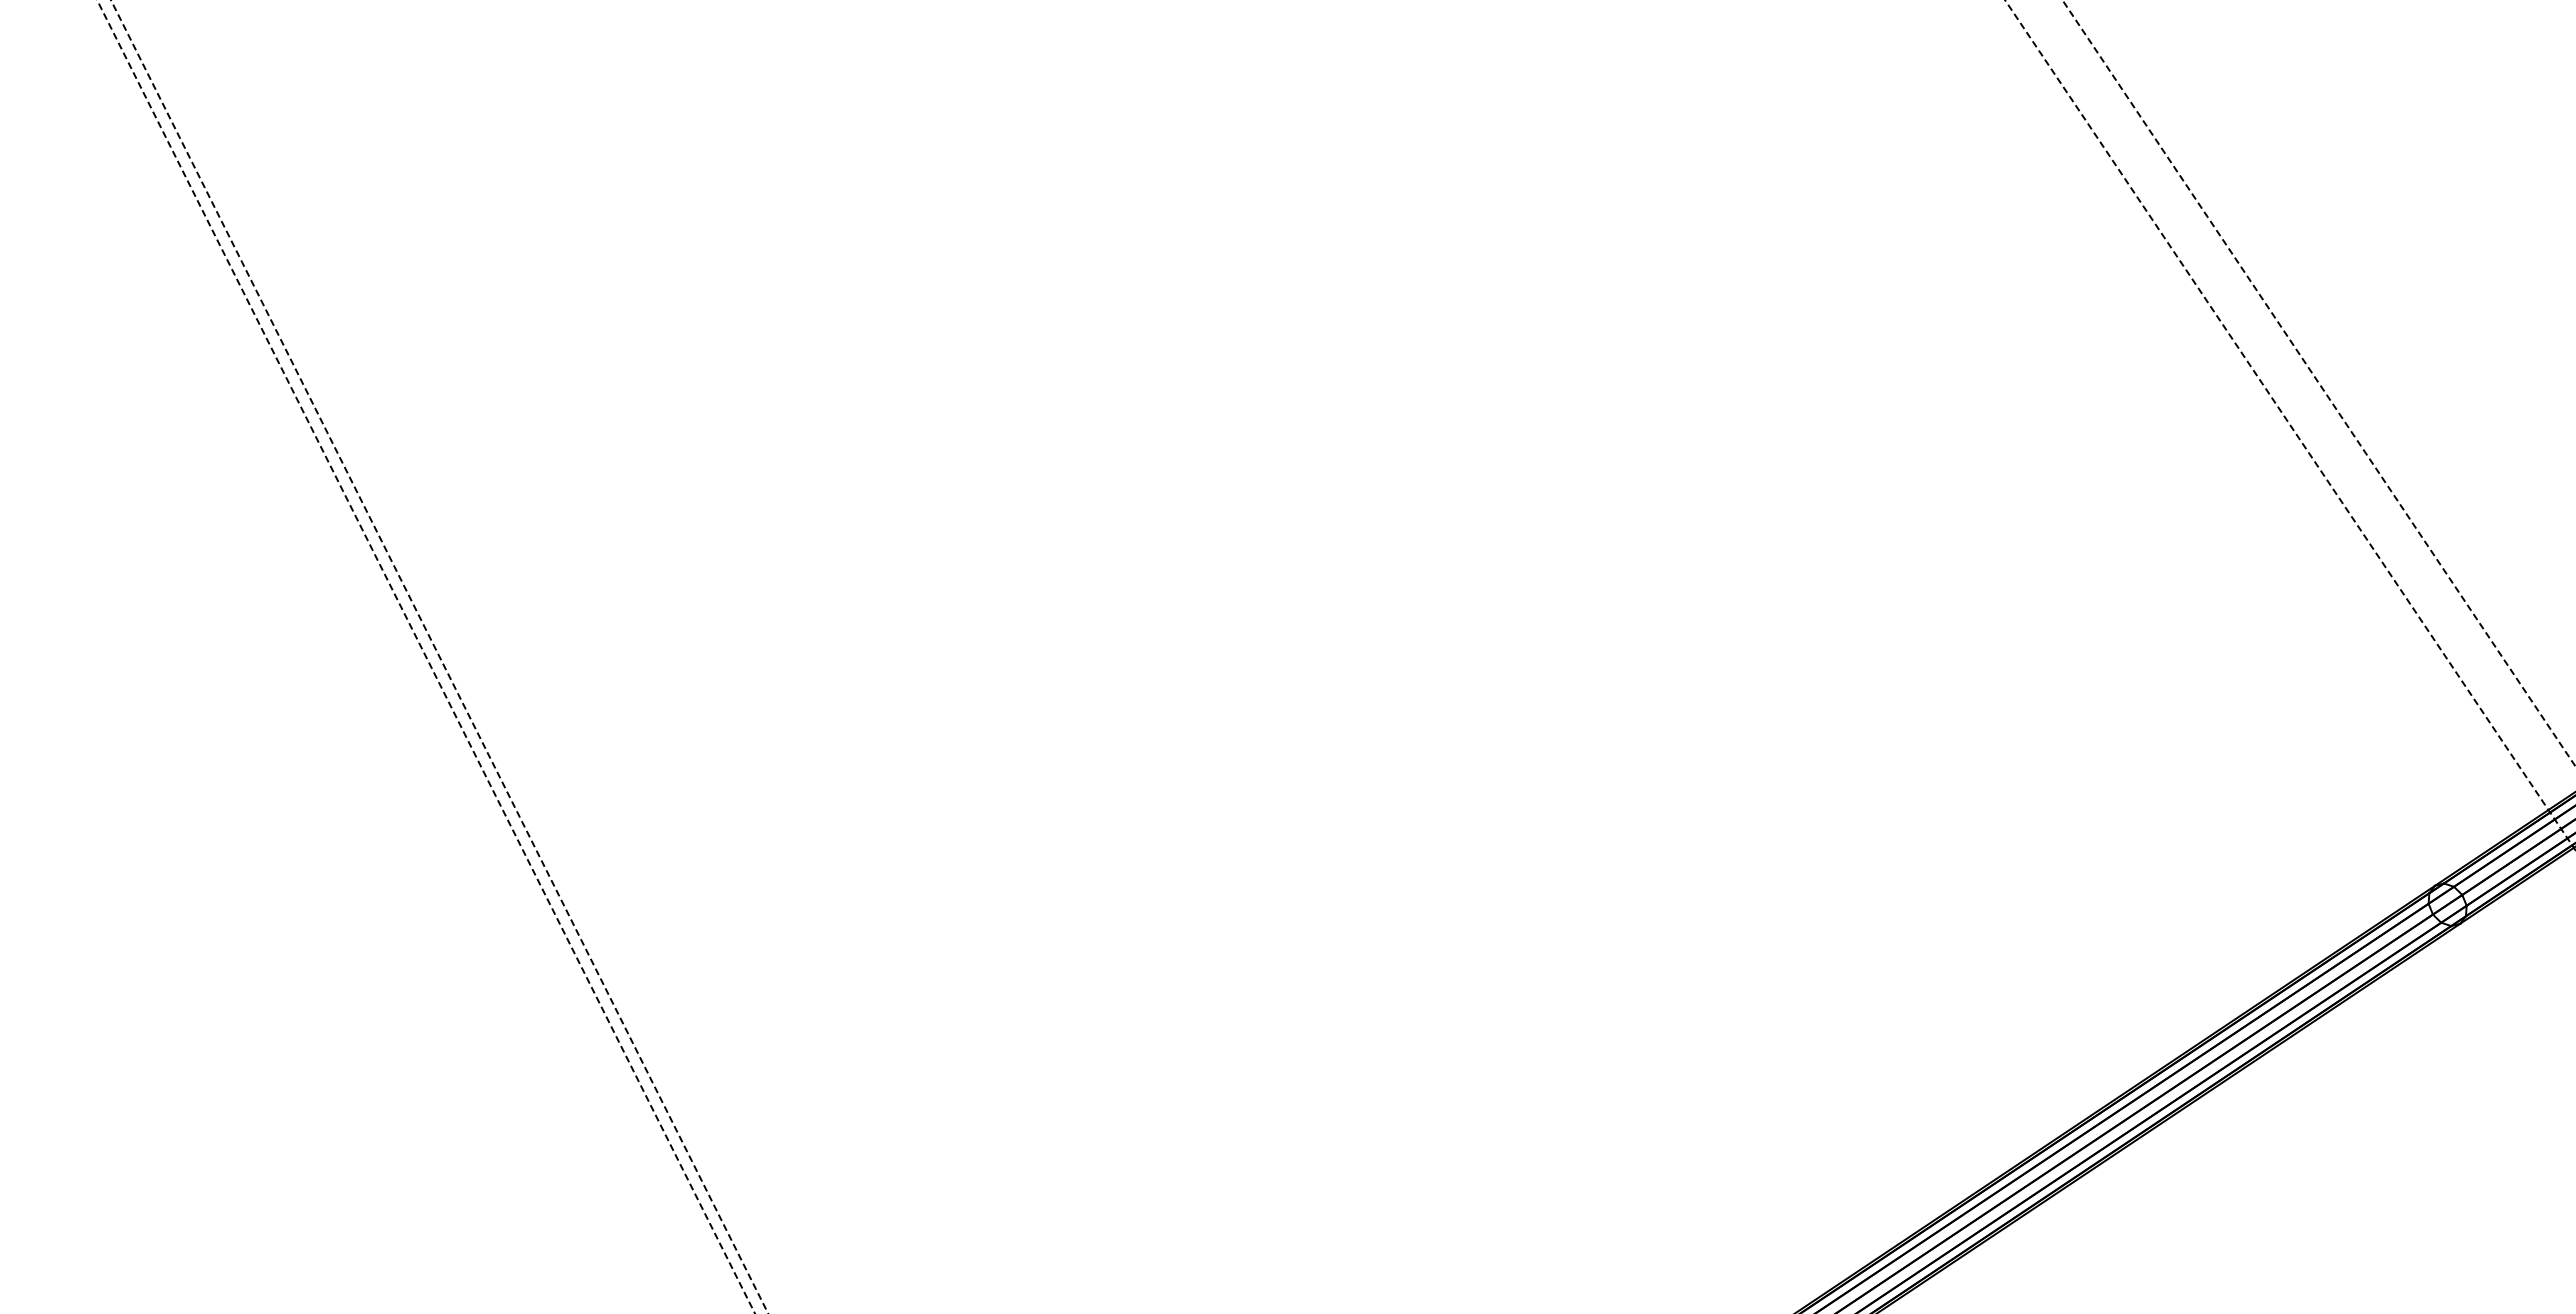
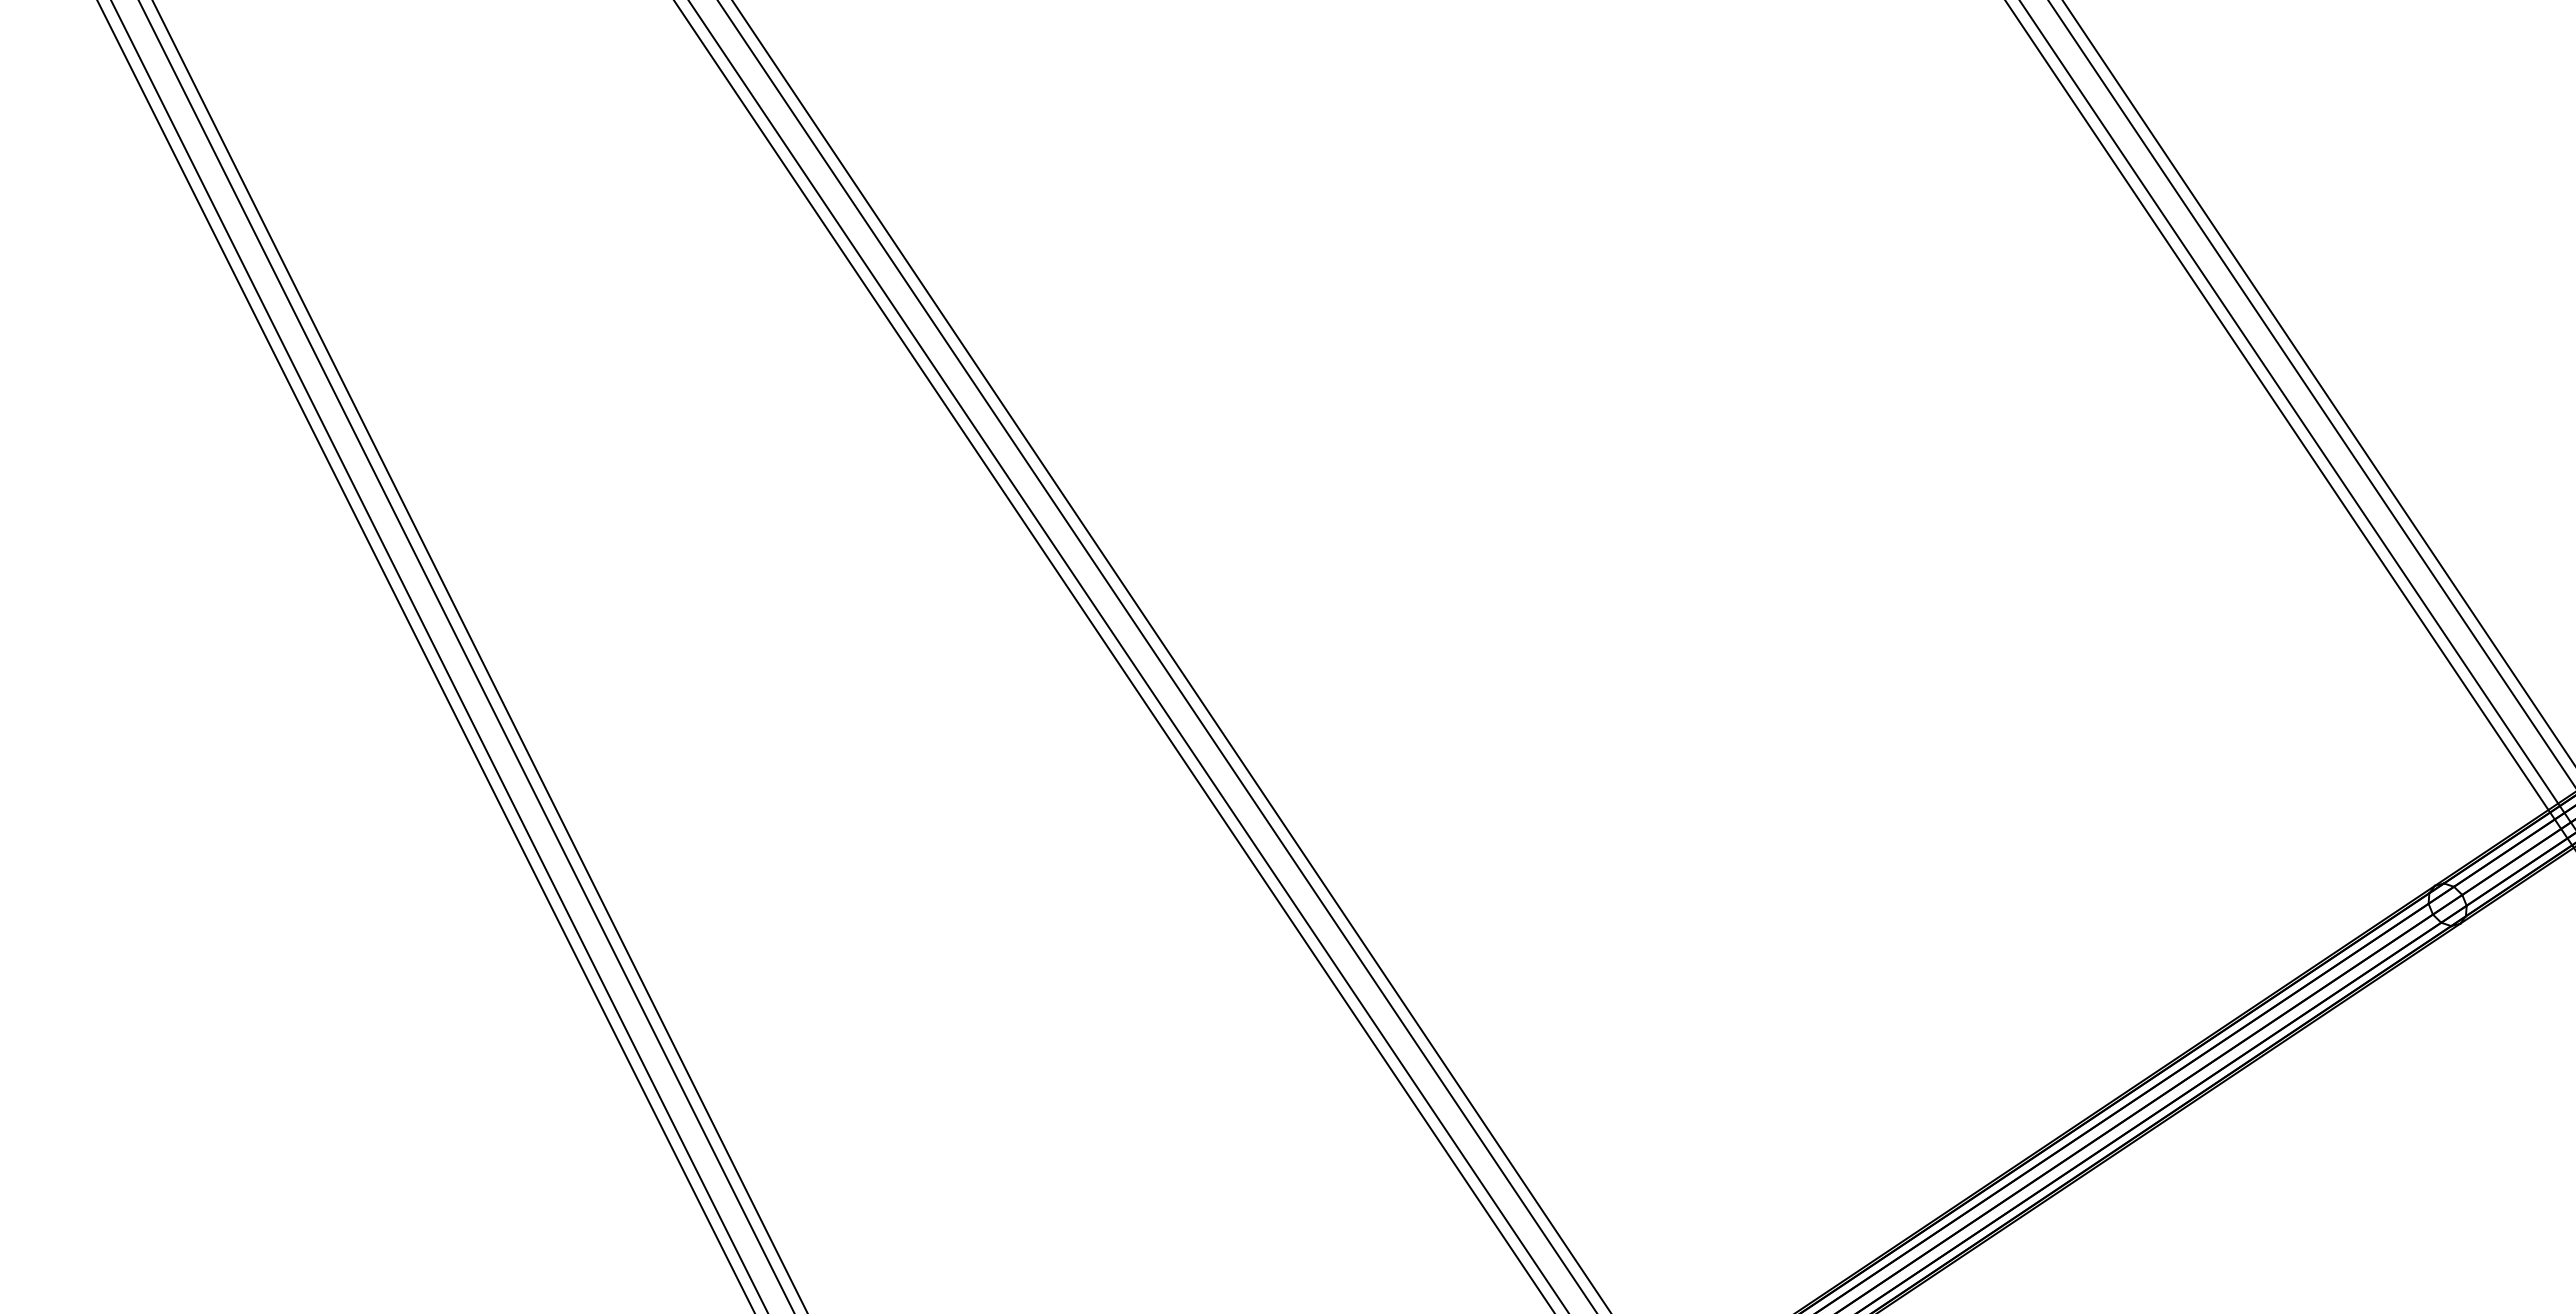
line: dashed -> solid (2319, 383)
line: none -> present (2310, 392)
line: none -> present (2296, 413)
line: dashed -> solid (2290, 425)
line: dashed -> solid (426, 656)
line: dashed -> solid (439, 656)
line: none -> present (466, 656)
line: none -> present (479, 656)
line: none -> present (1113, 656)
line: none -> present (1128, 656)
line: none -> present (1157, 656)
line: none -> present (1171, 656)
